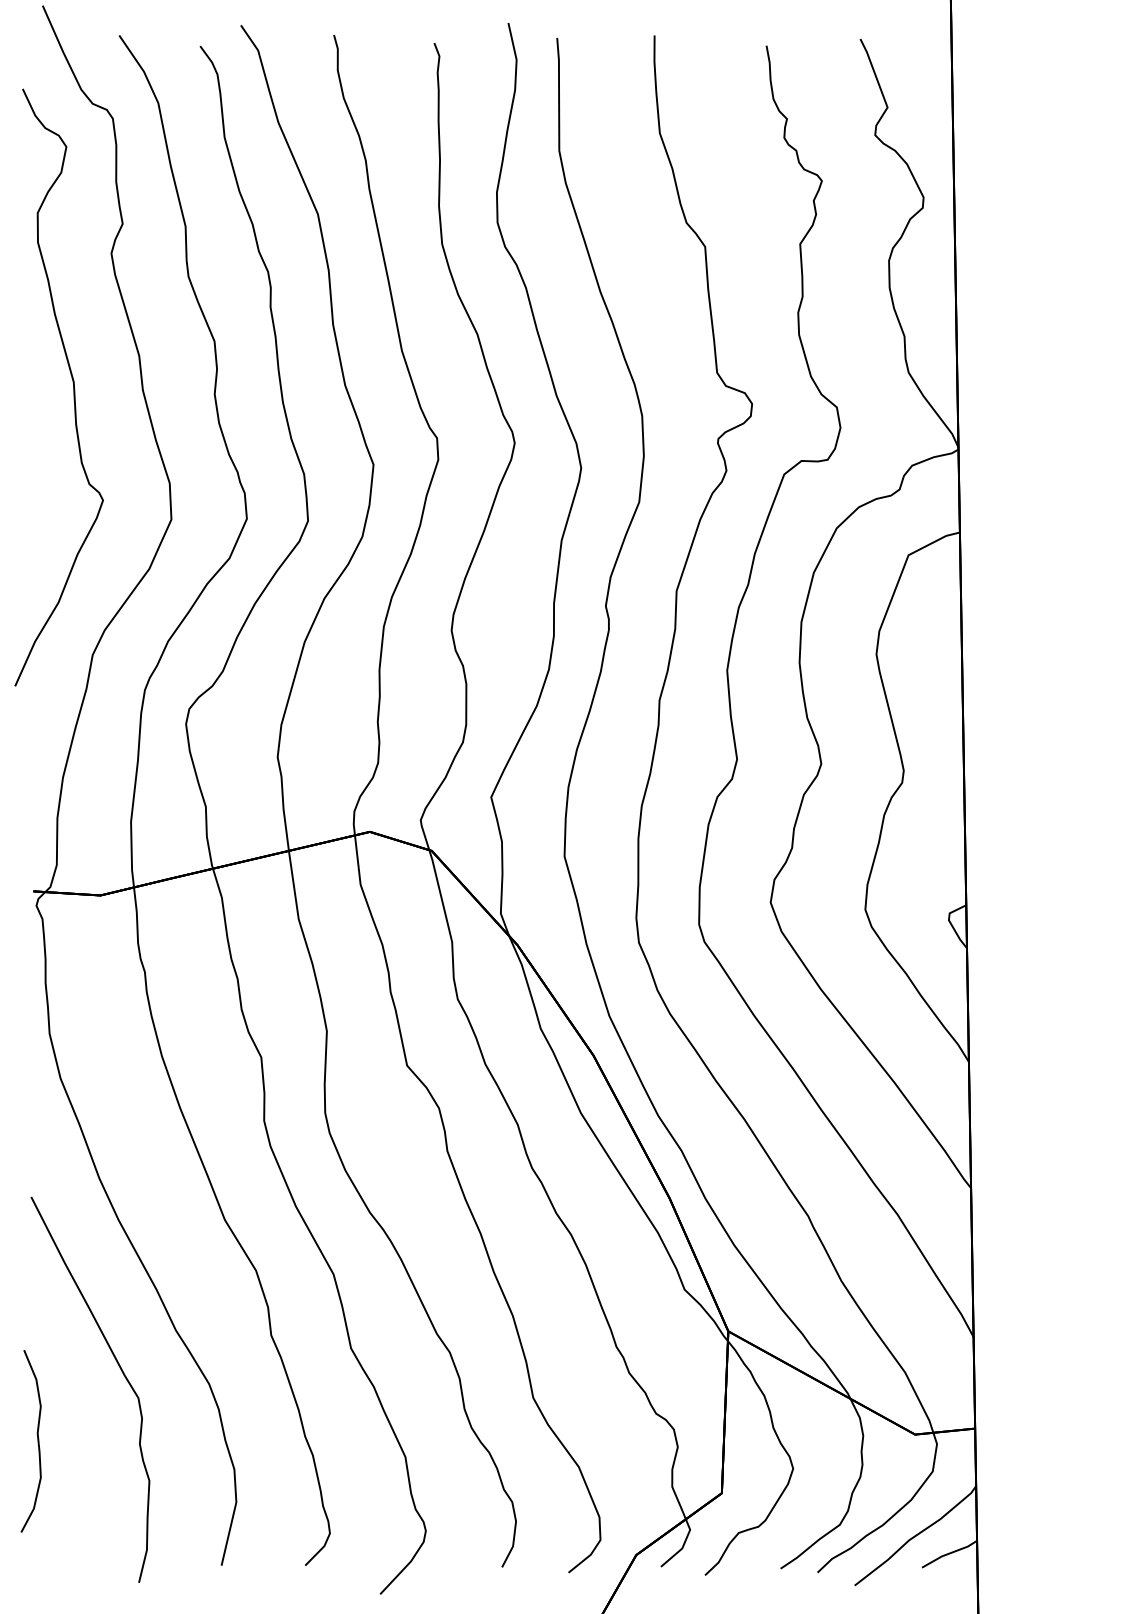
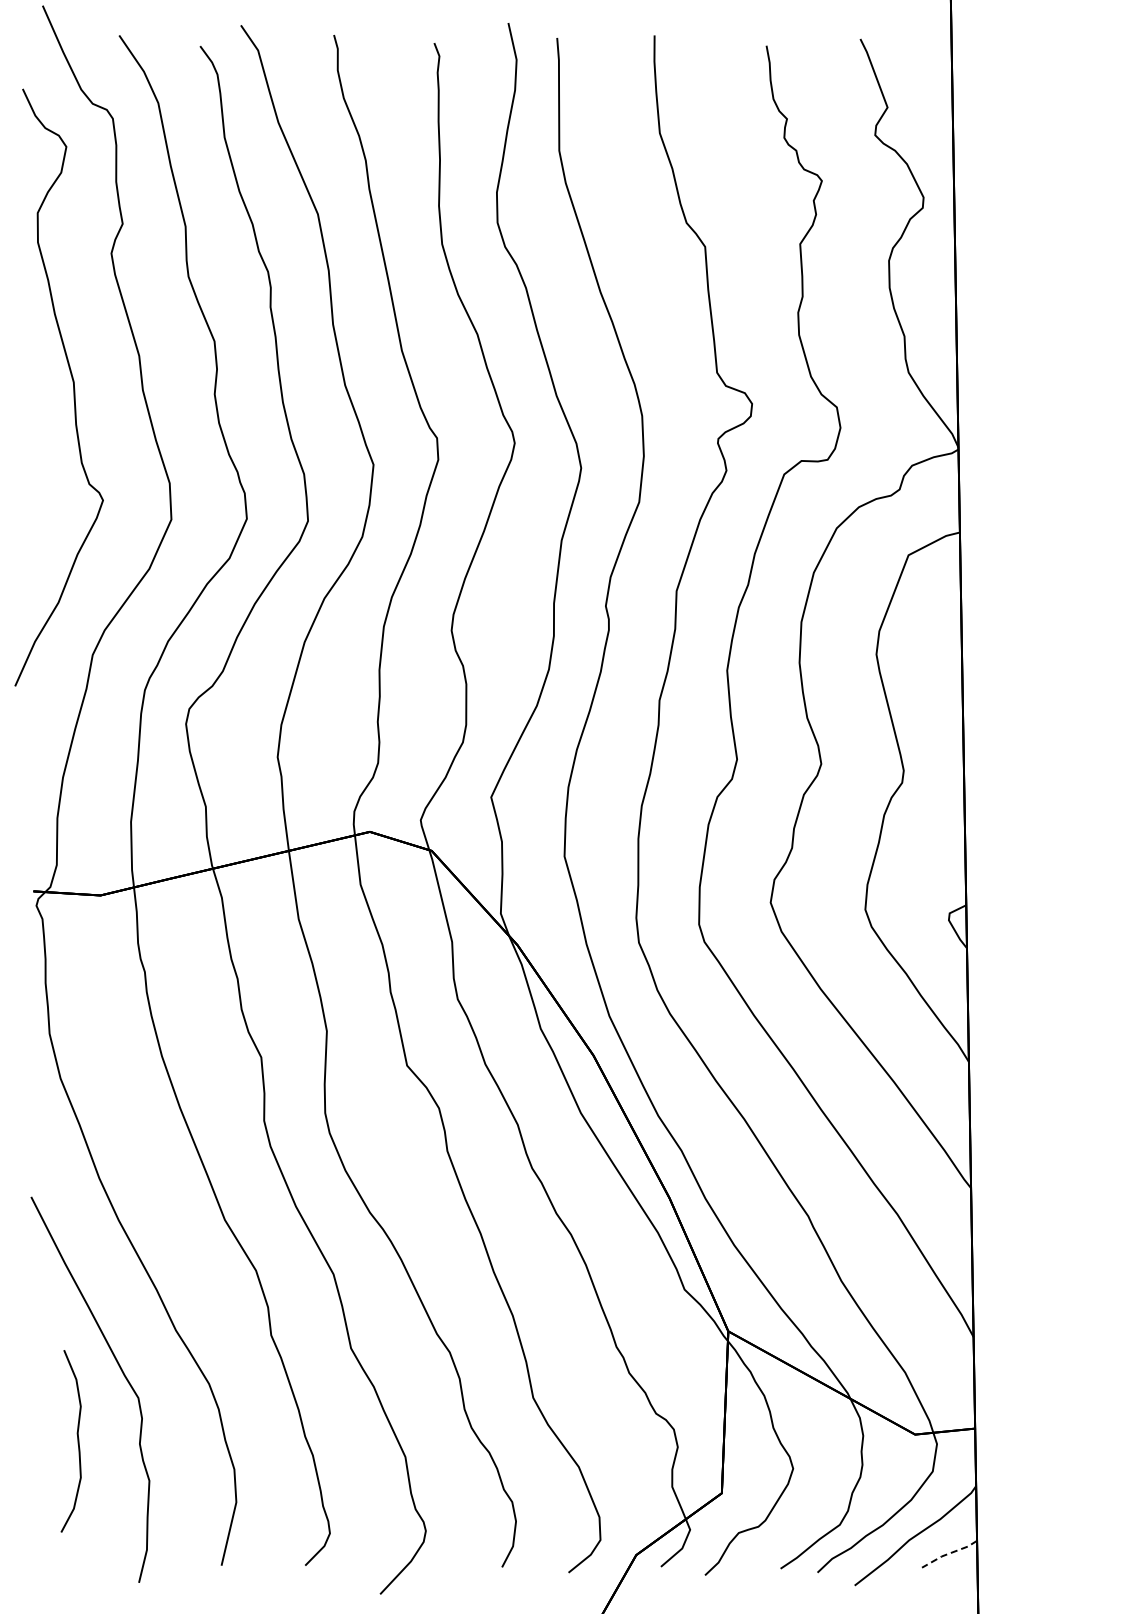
curve position: (37, 1441) -> (77, 1441) (77, 1441)
line: solid -> dashed (949, 1553)
